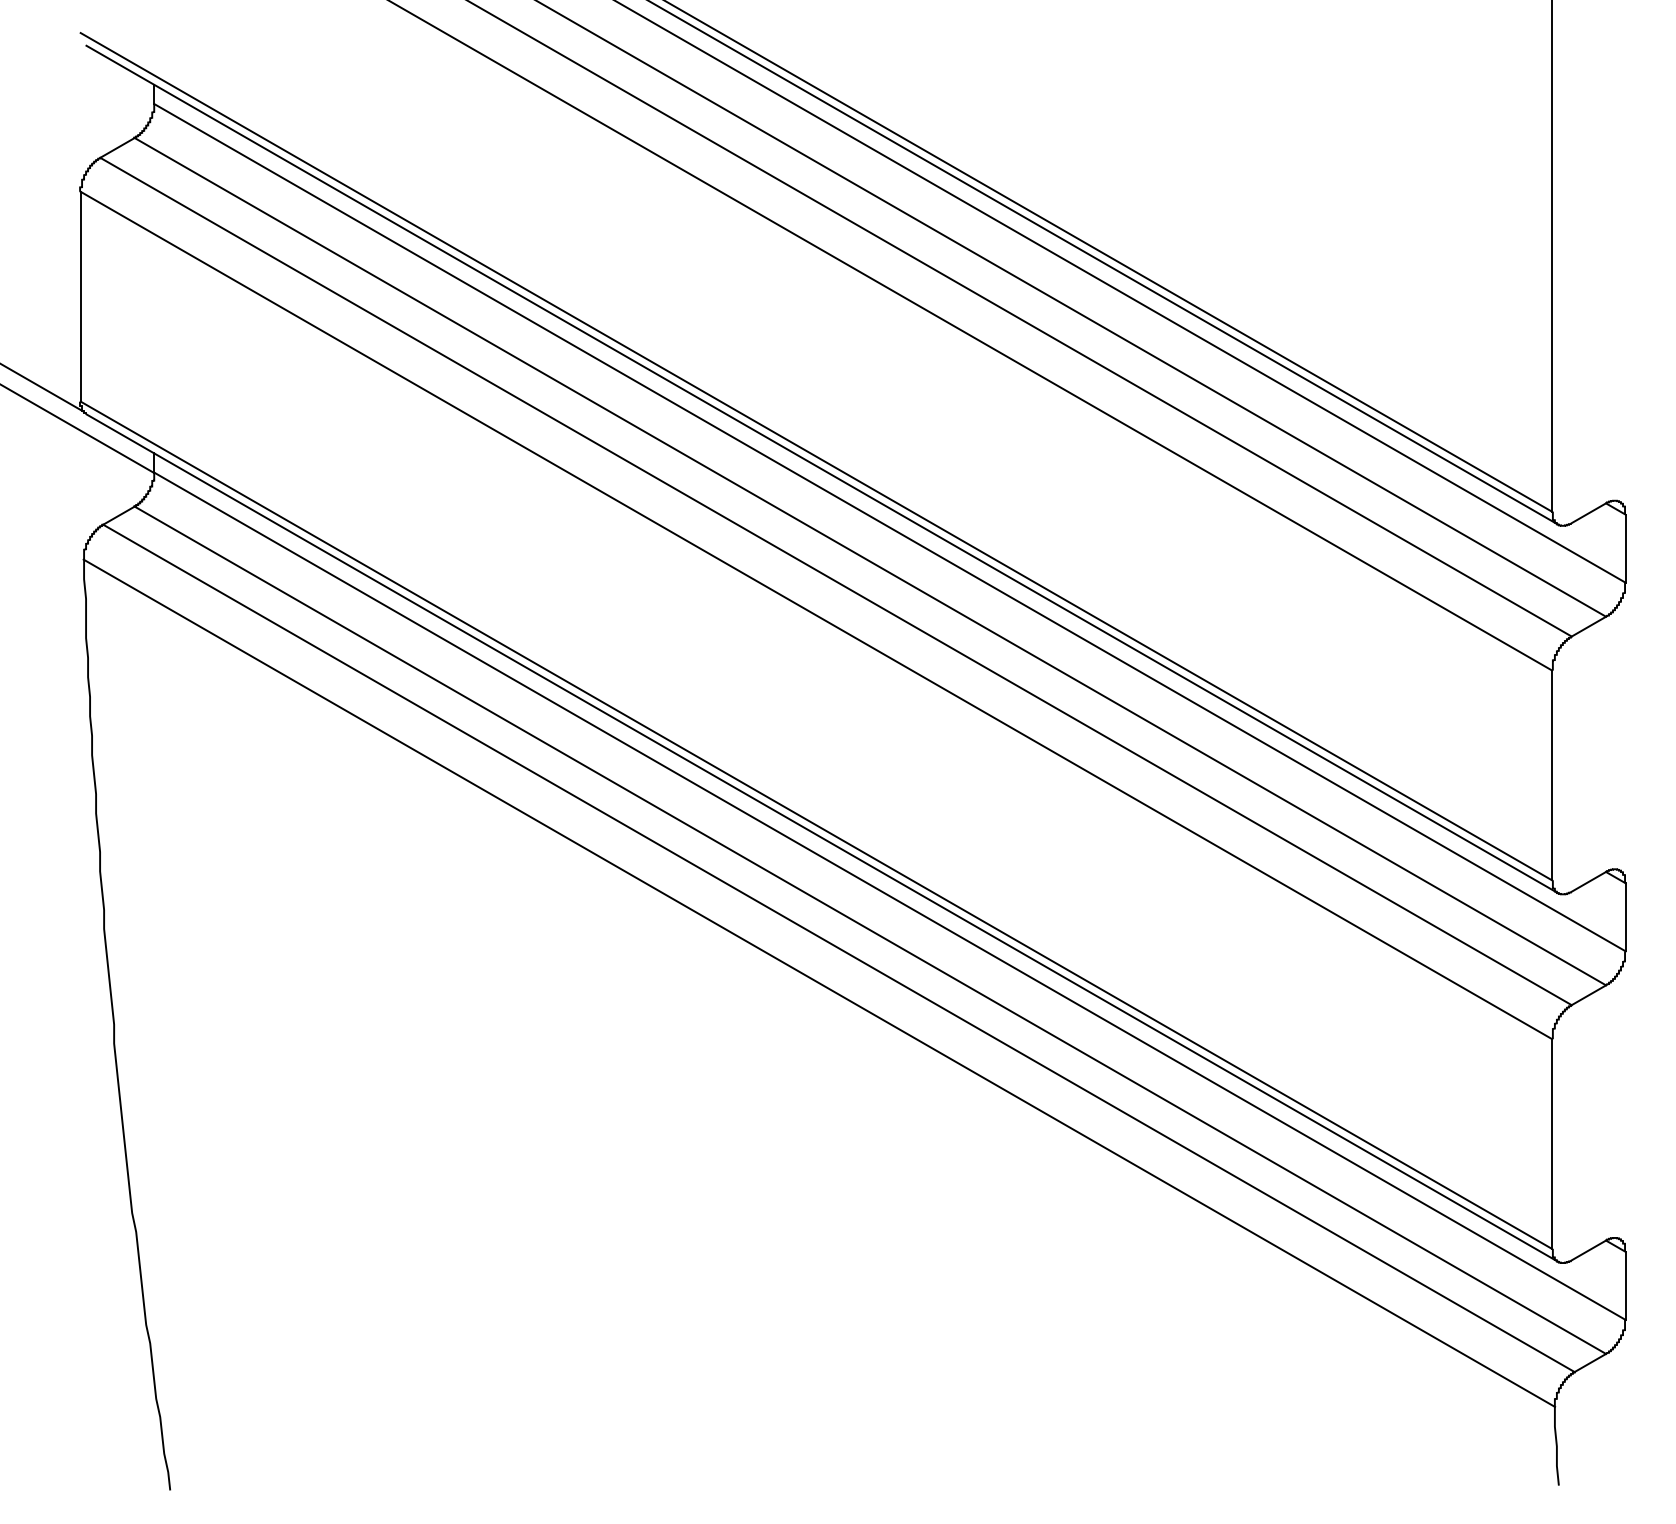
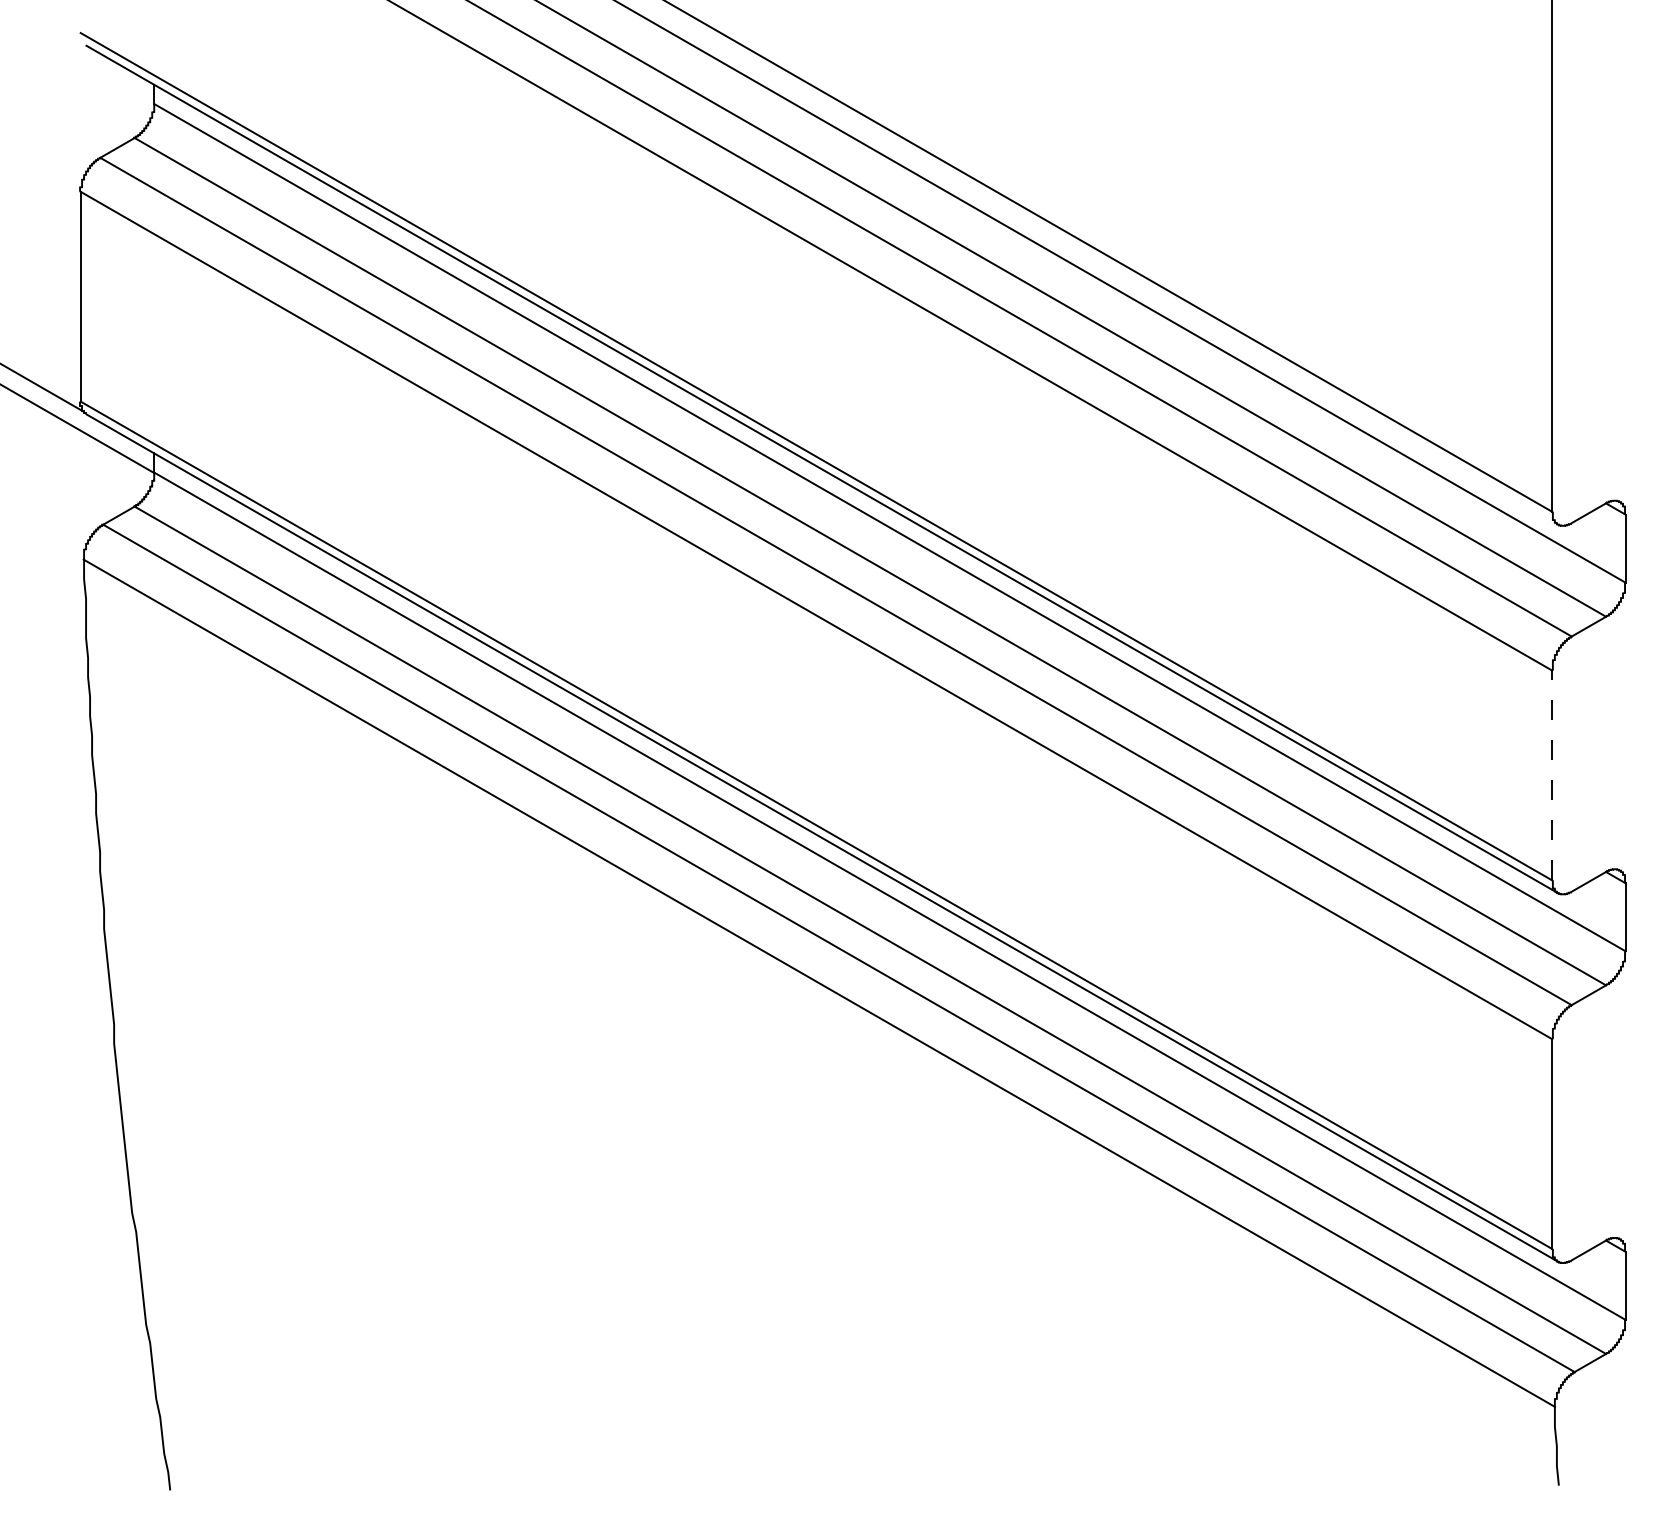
line: present -> none (1103, 263)
line: solid -> dashed (1552, 775)
